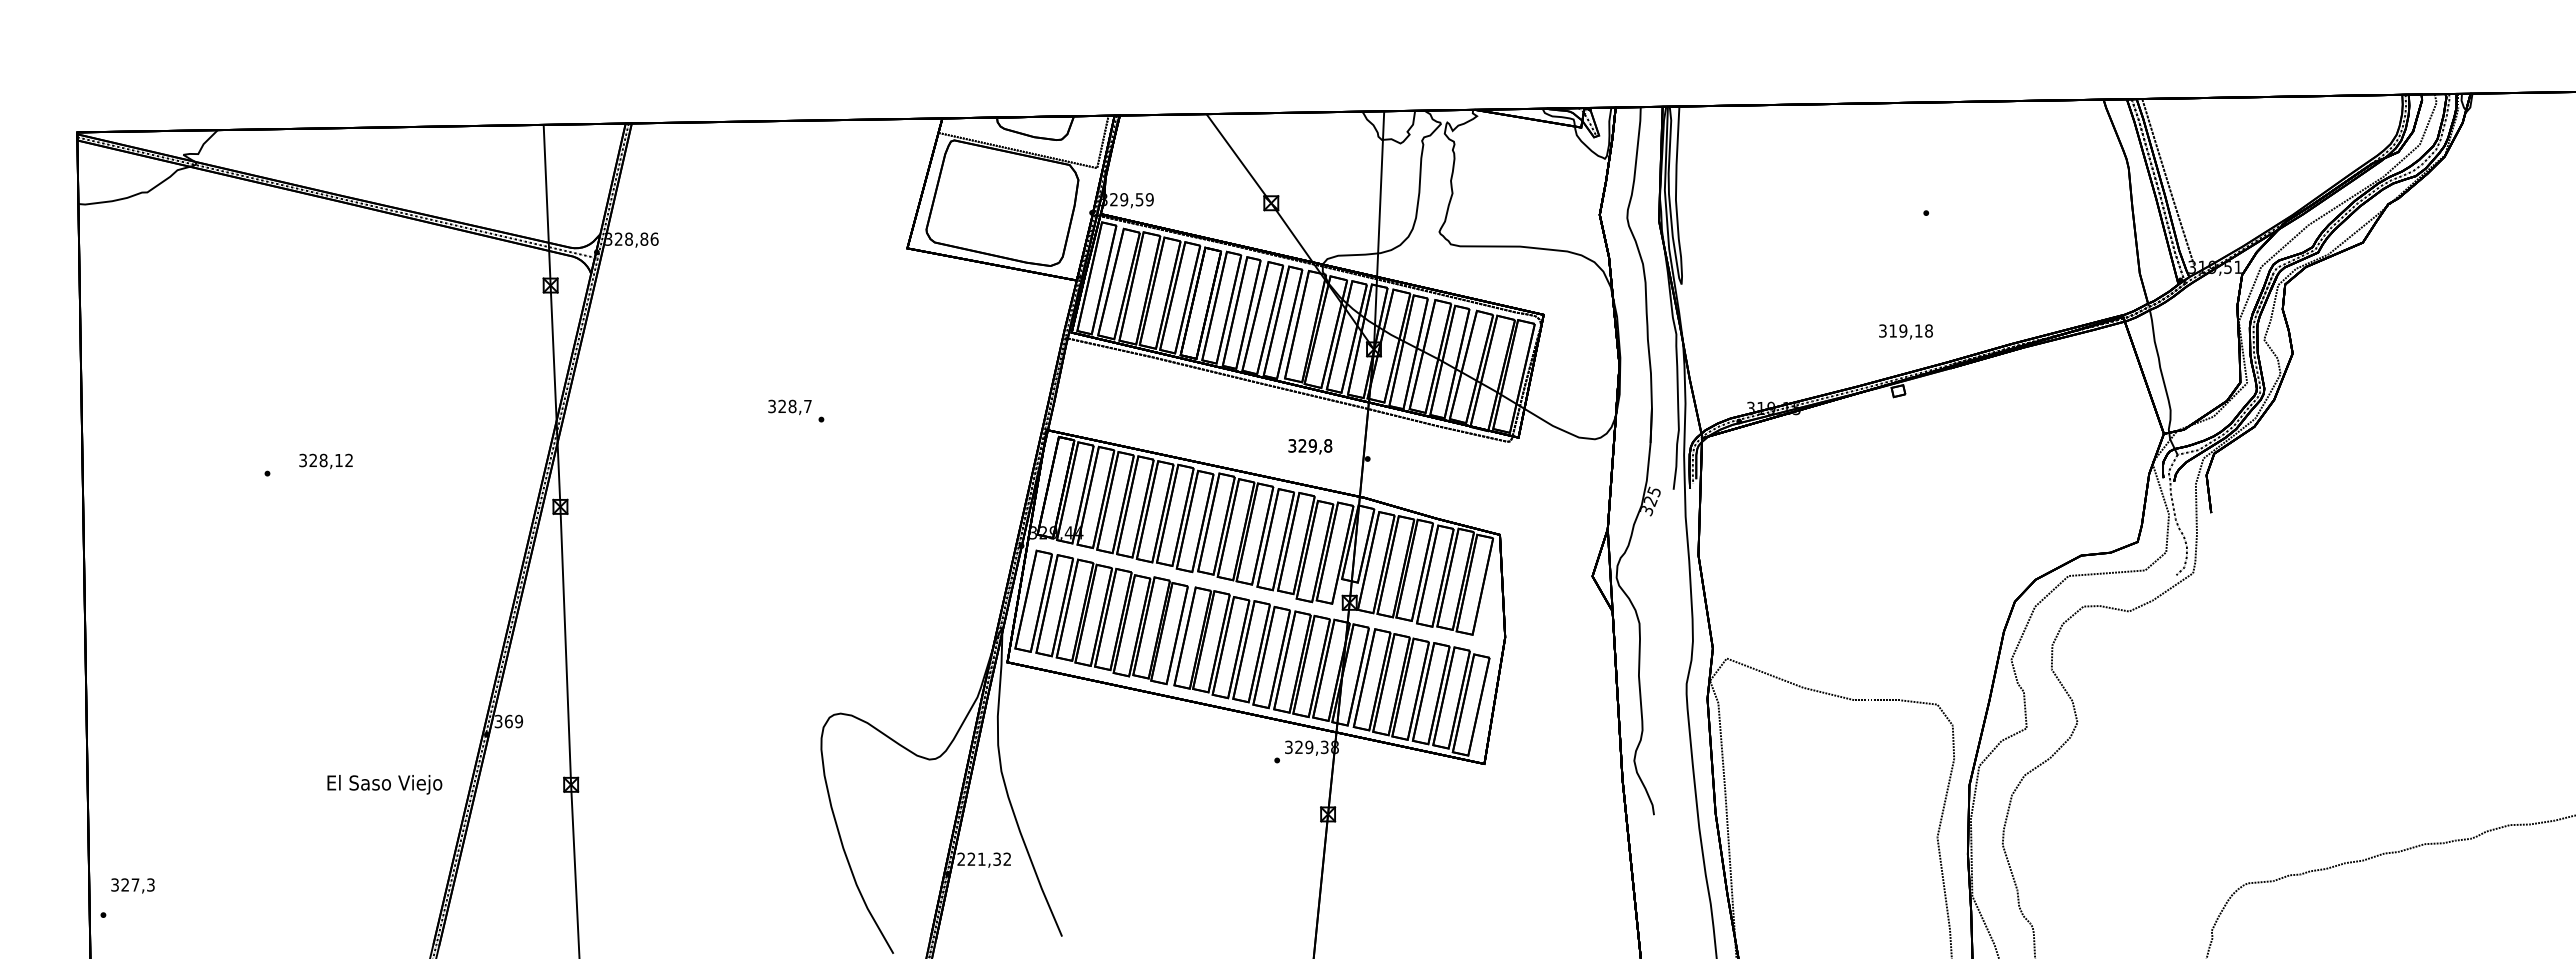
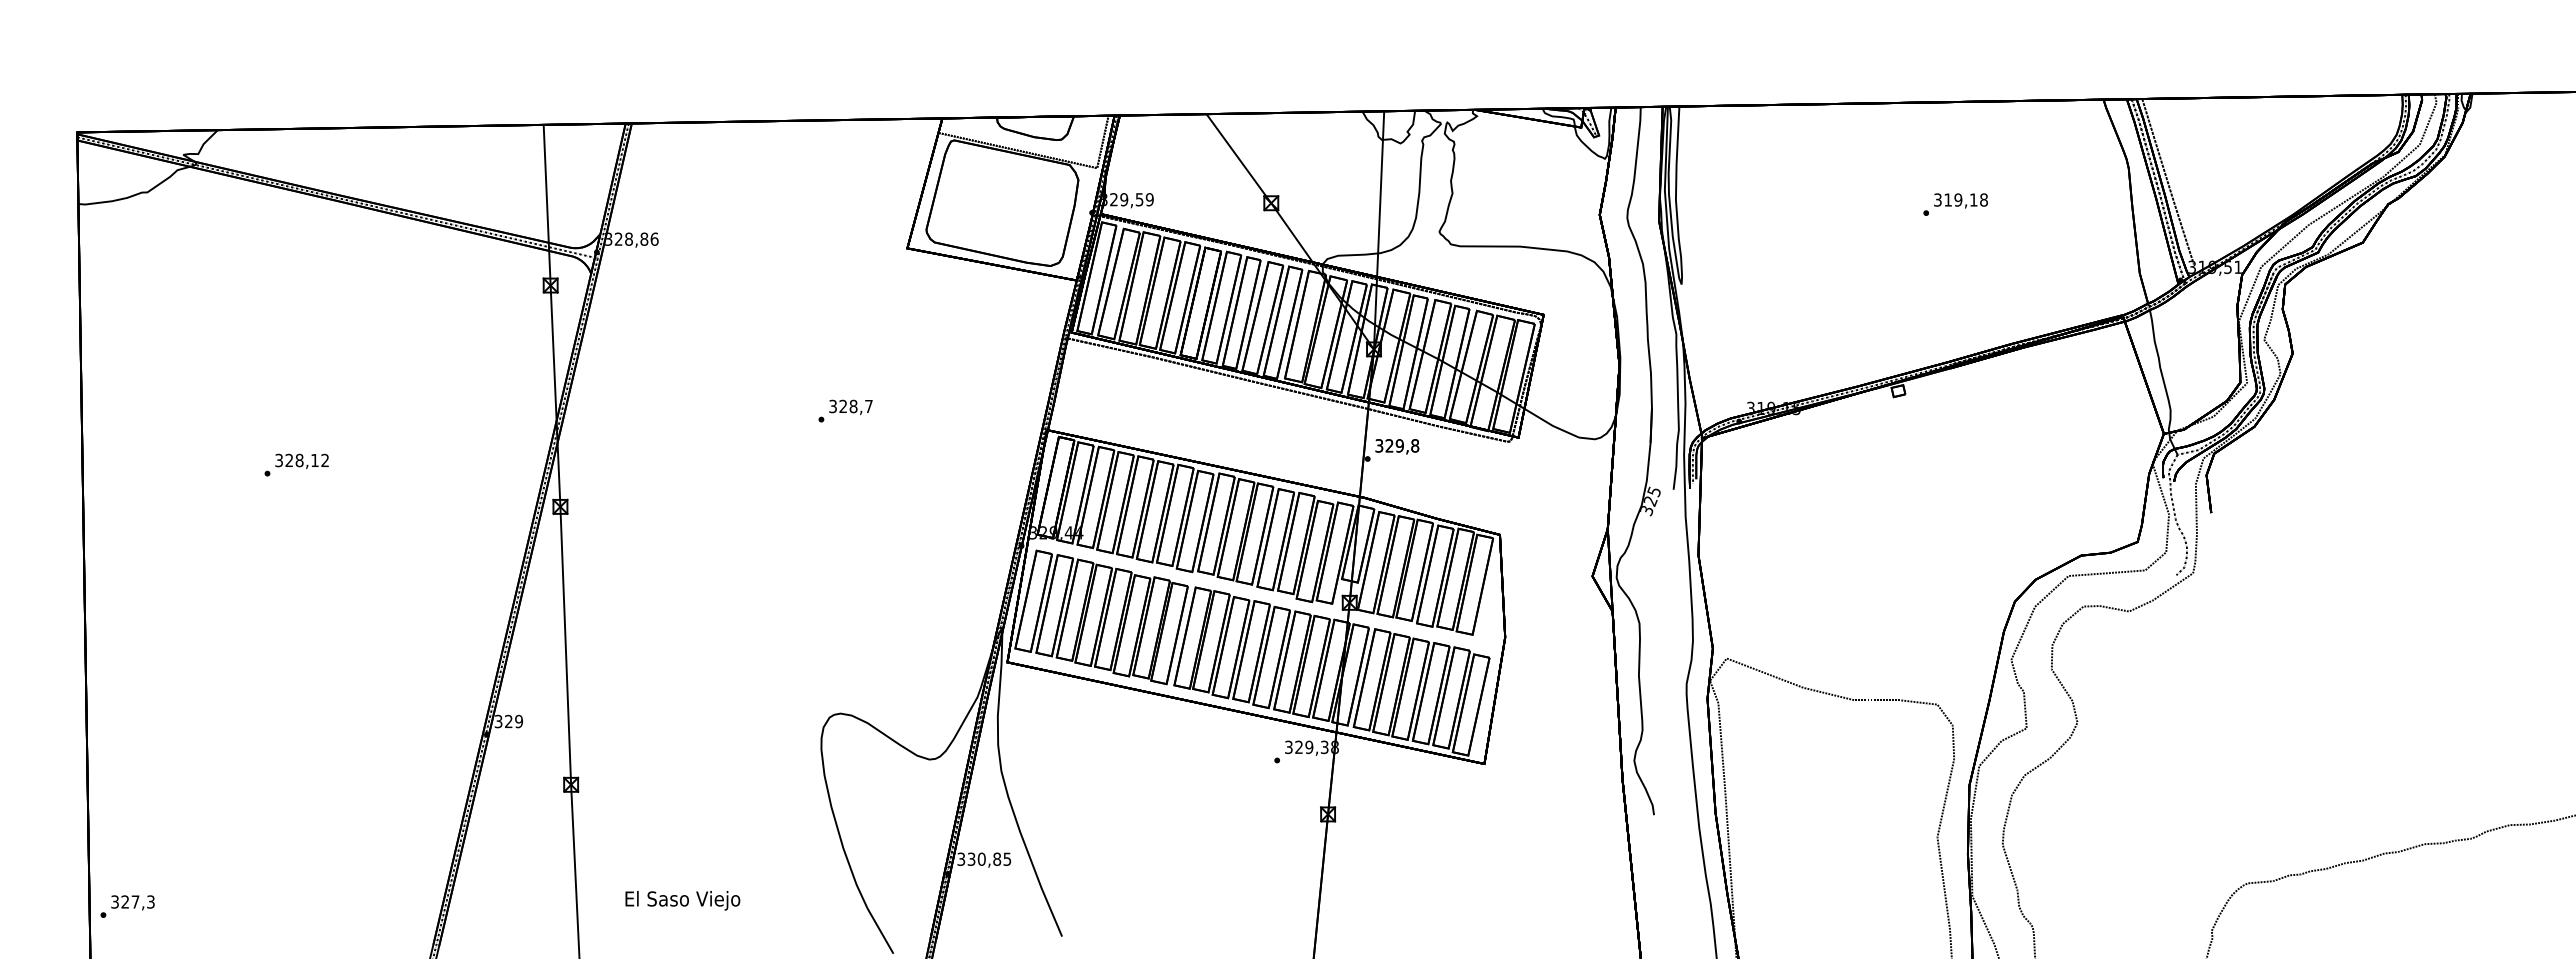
text position: (1905, 331) -> (1960, 200) (1960, 200)
text position: (789, 407) -> (850, 407) (850, 407)
text position: (1310, 446) -> (1397, 446) (1397, 446)
text position: (325, 461) -> (301, 461) (301, 461)
text: 369 -> 329 (508, 721)
text position: (384, 784) -> (682, 900) (682, 900)
text: 221,32 -> 330,85 (984, 858)
text position: (132, 885) -> (132, 902) (132, 902)
